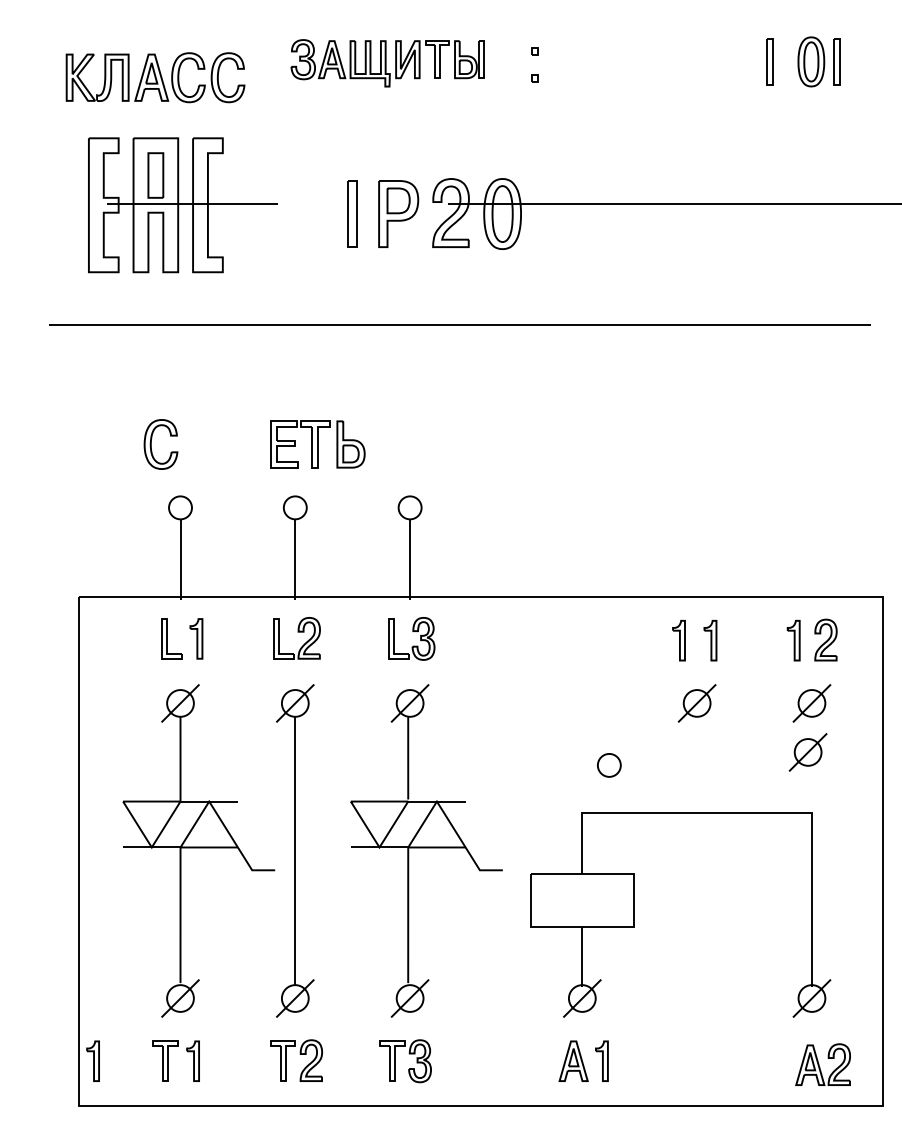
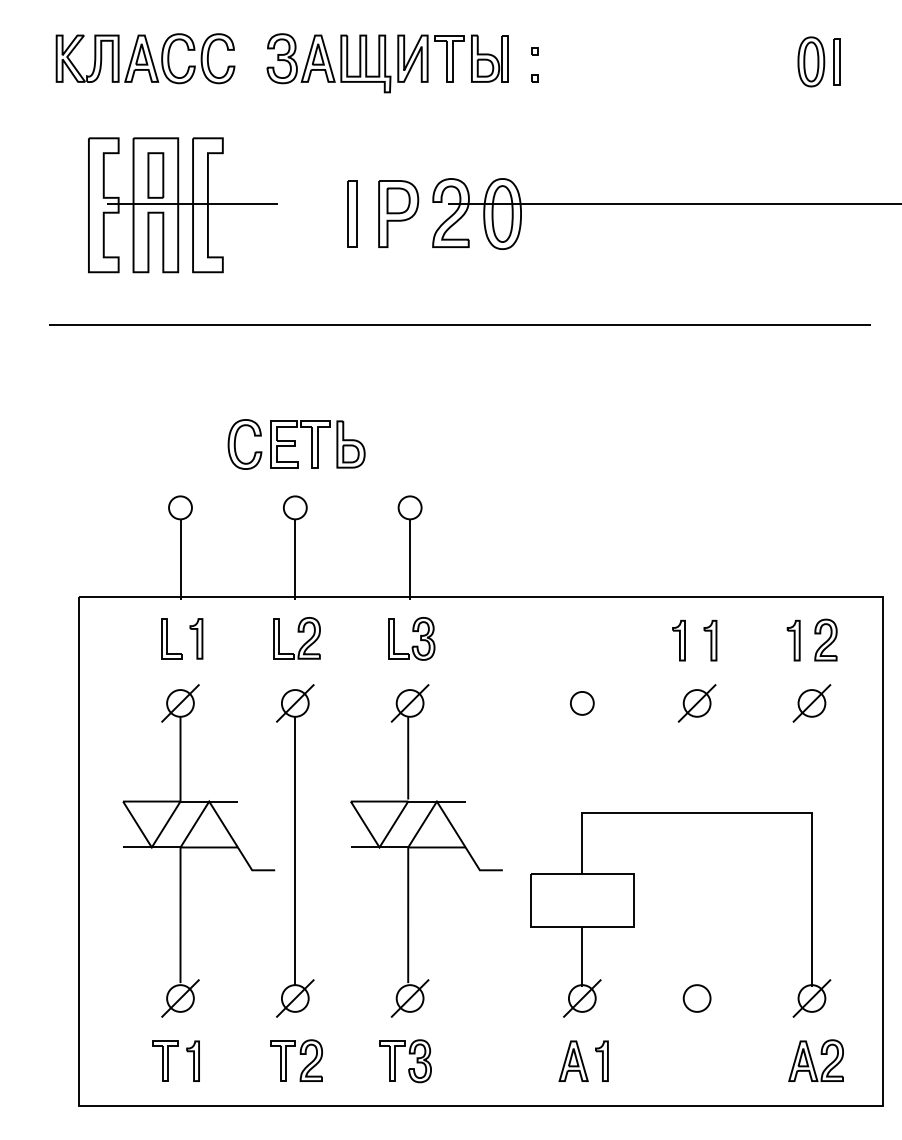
part: present -> none (769, 61)
part size: 195x49 px -> 243x61 px (387, 63)
part position: (155, 77) -> (145, 58) (145, 58)
part position: (151, 444) -> (235, 444) (235, 444)
part: present -> none (807, 752)
part position: (609, 765) -> (582, 703) (582, 703)
part: none -> present (696, 998)
part: present -> none (92, 1060)
part position: (822, 1064) -> (815, 1060) (815, 1060)
